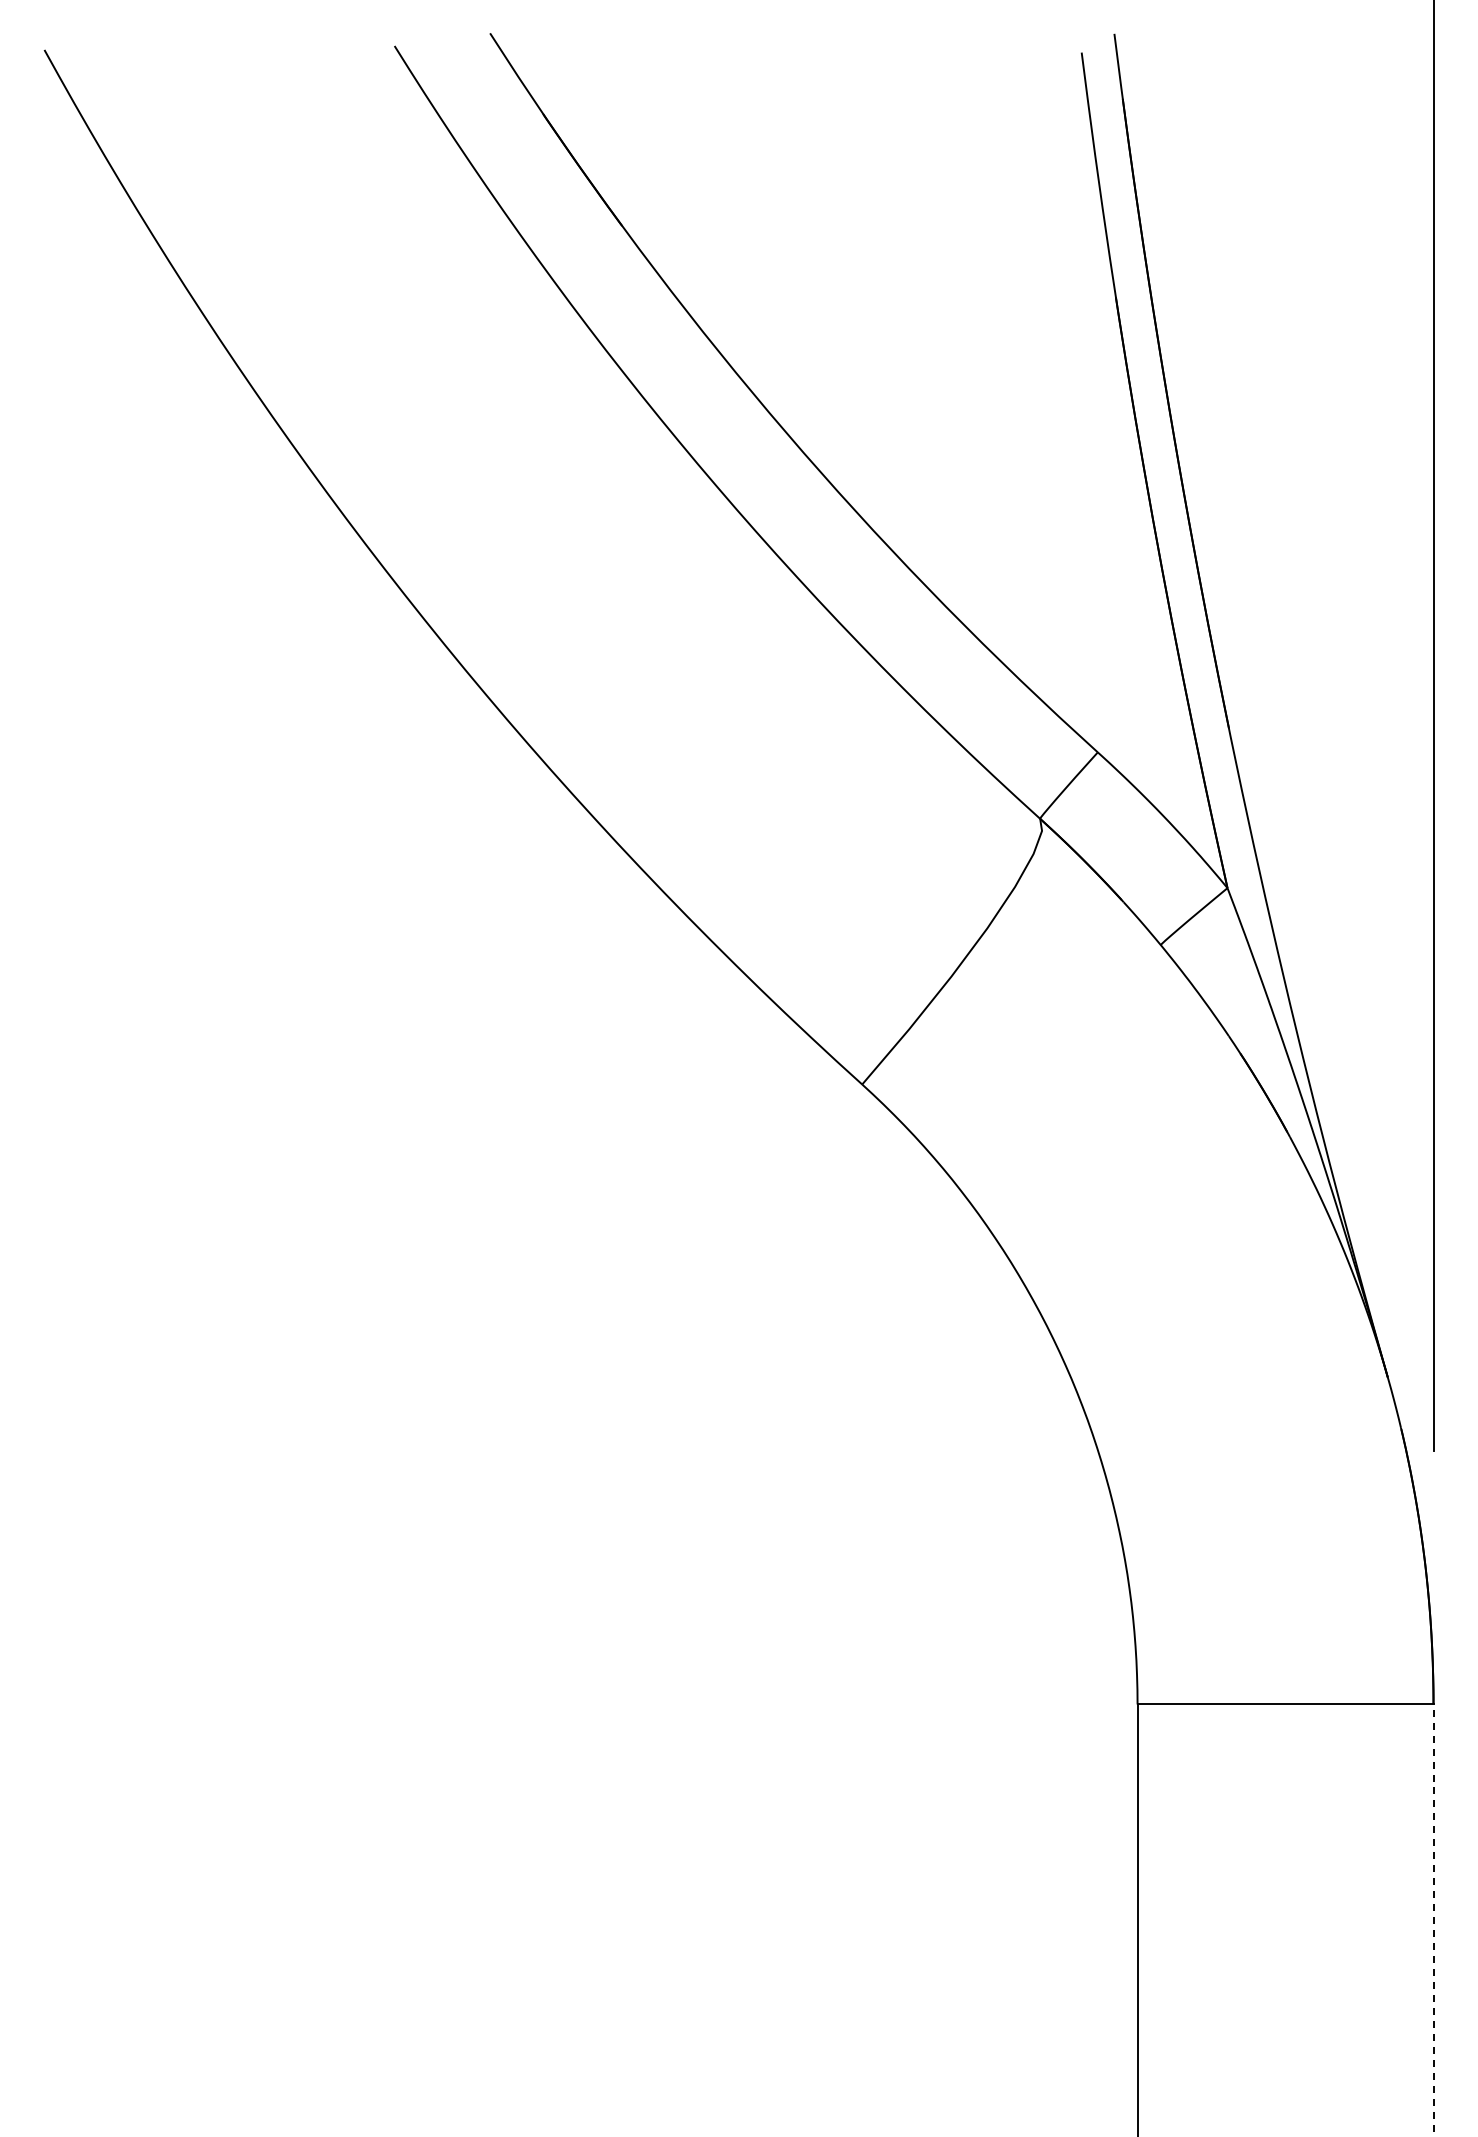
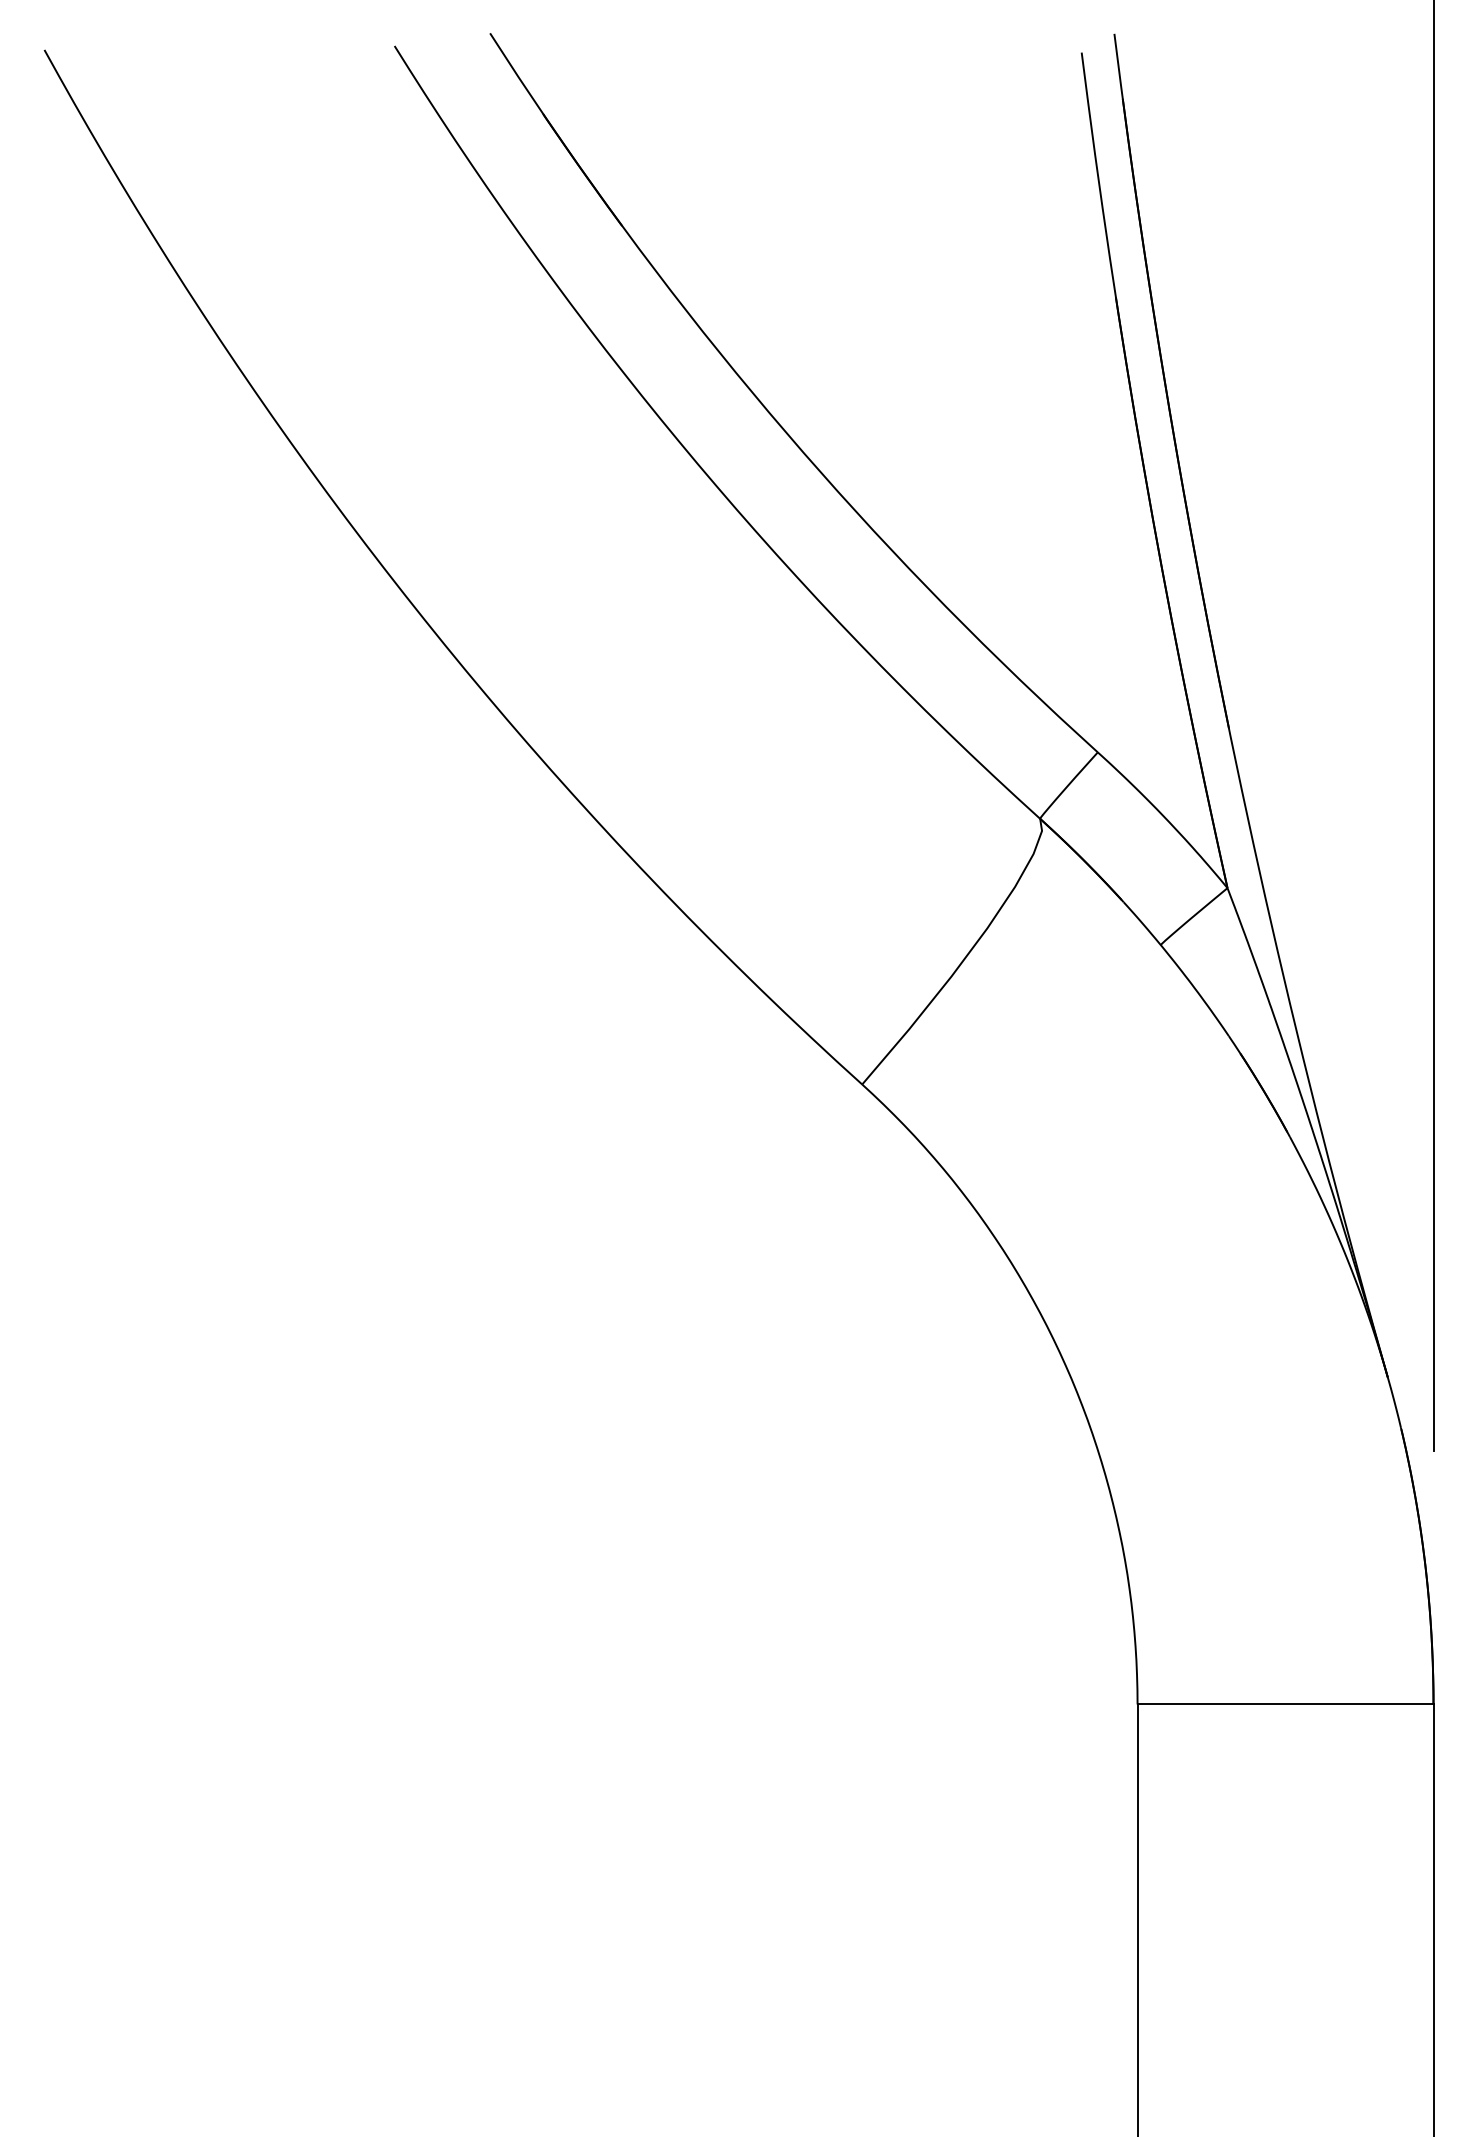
line: dashed -> solid (1433, 1920)
